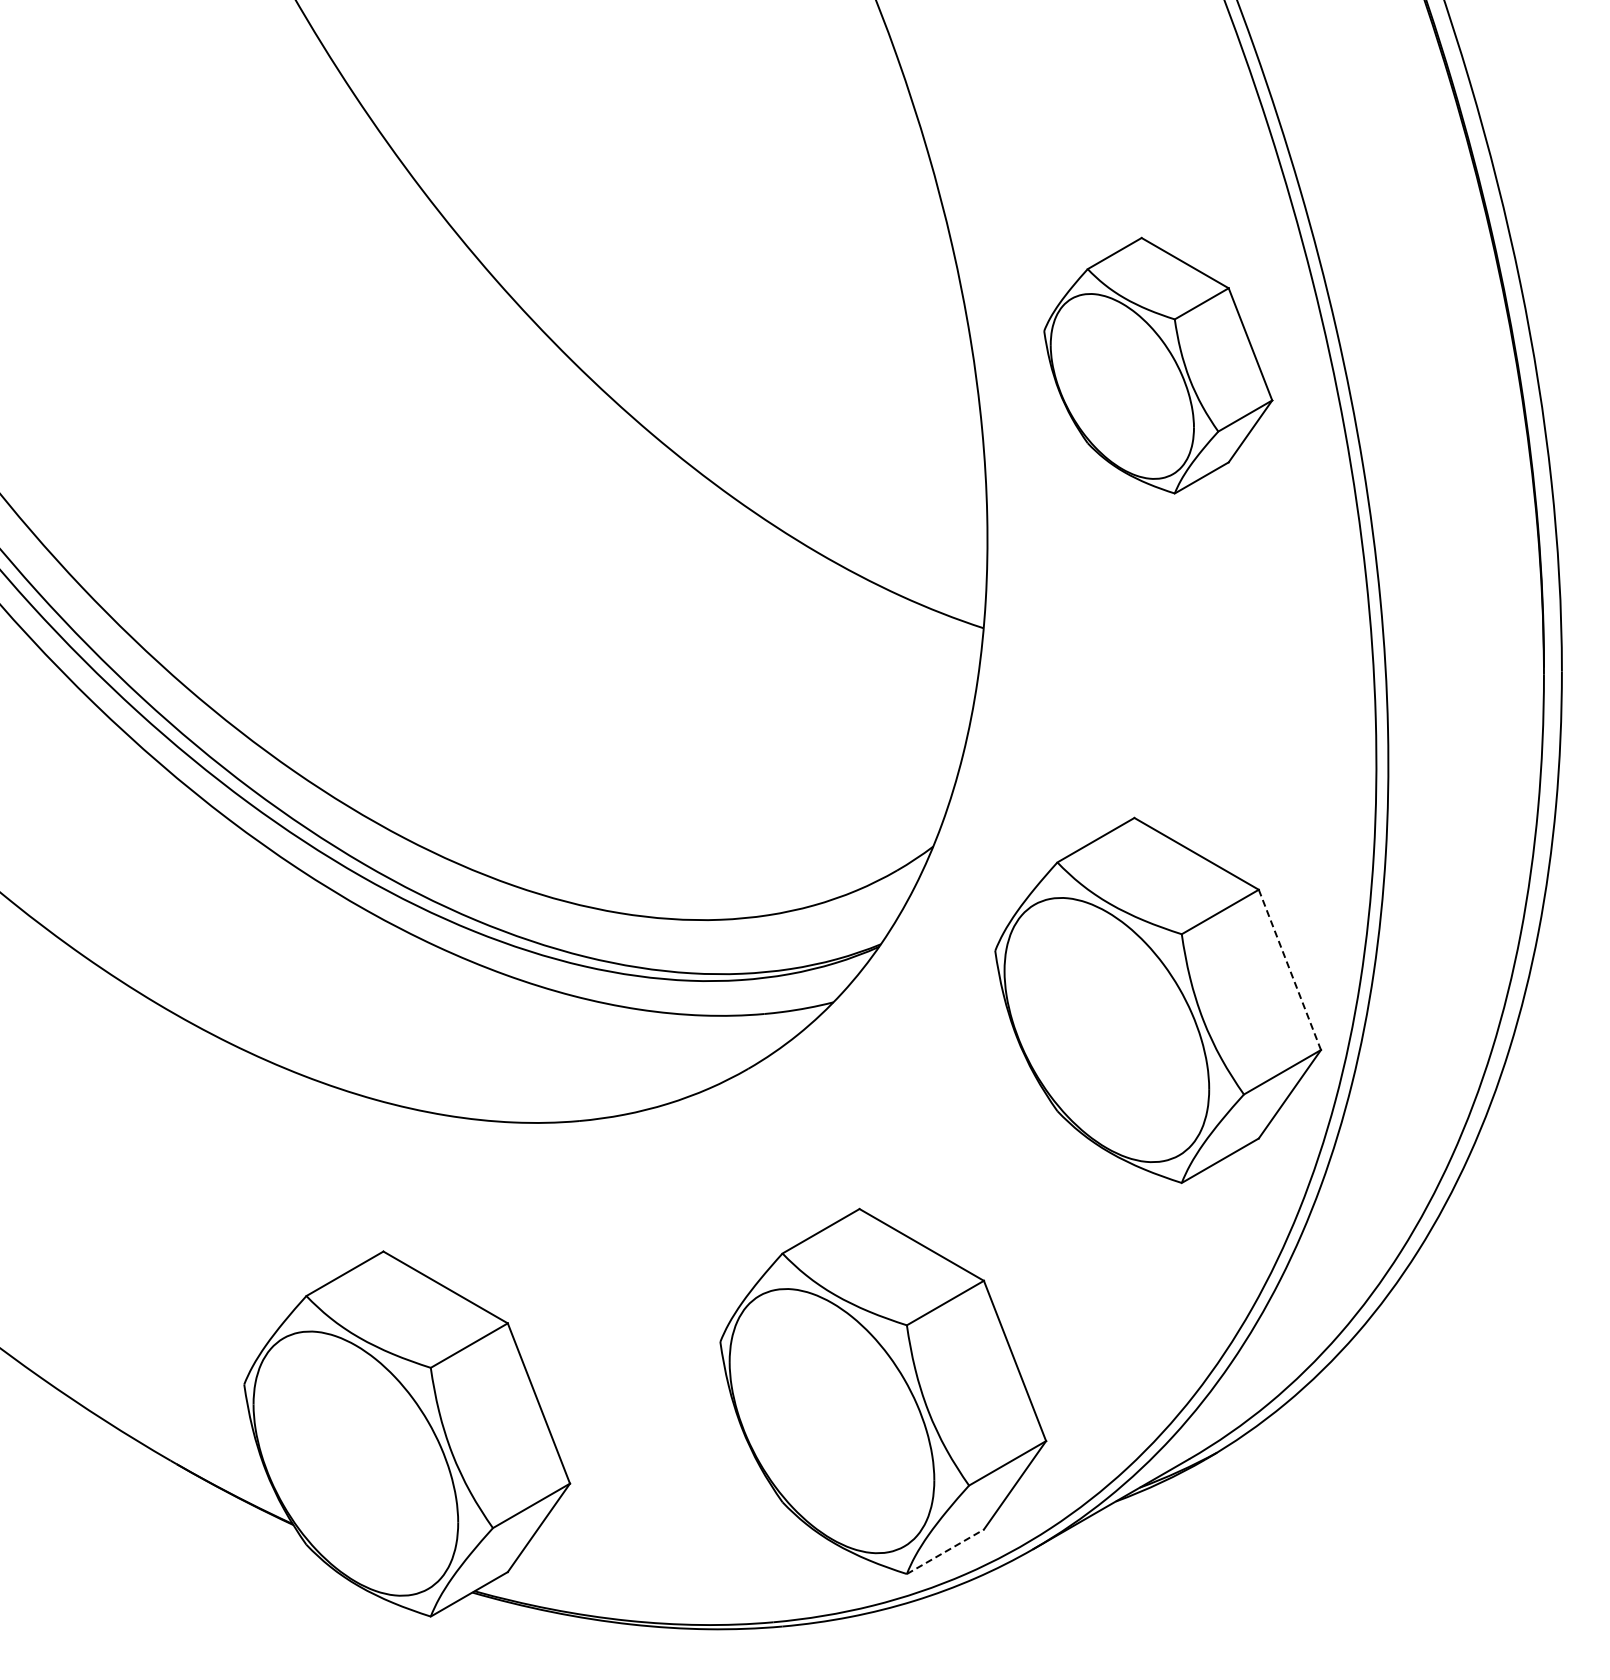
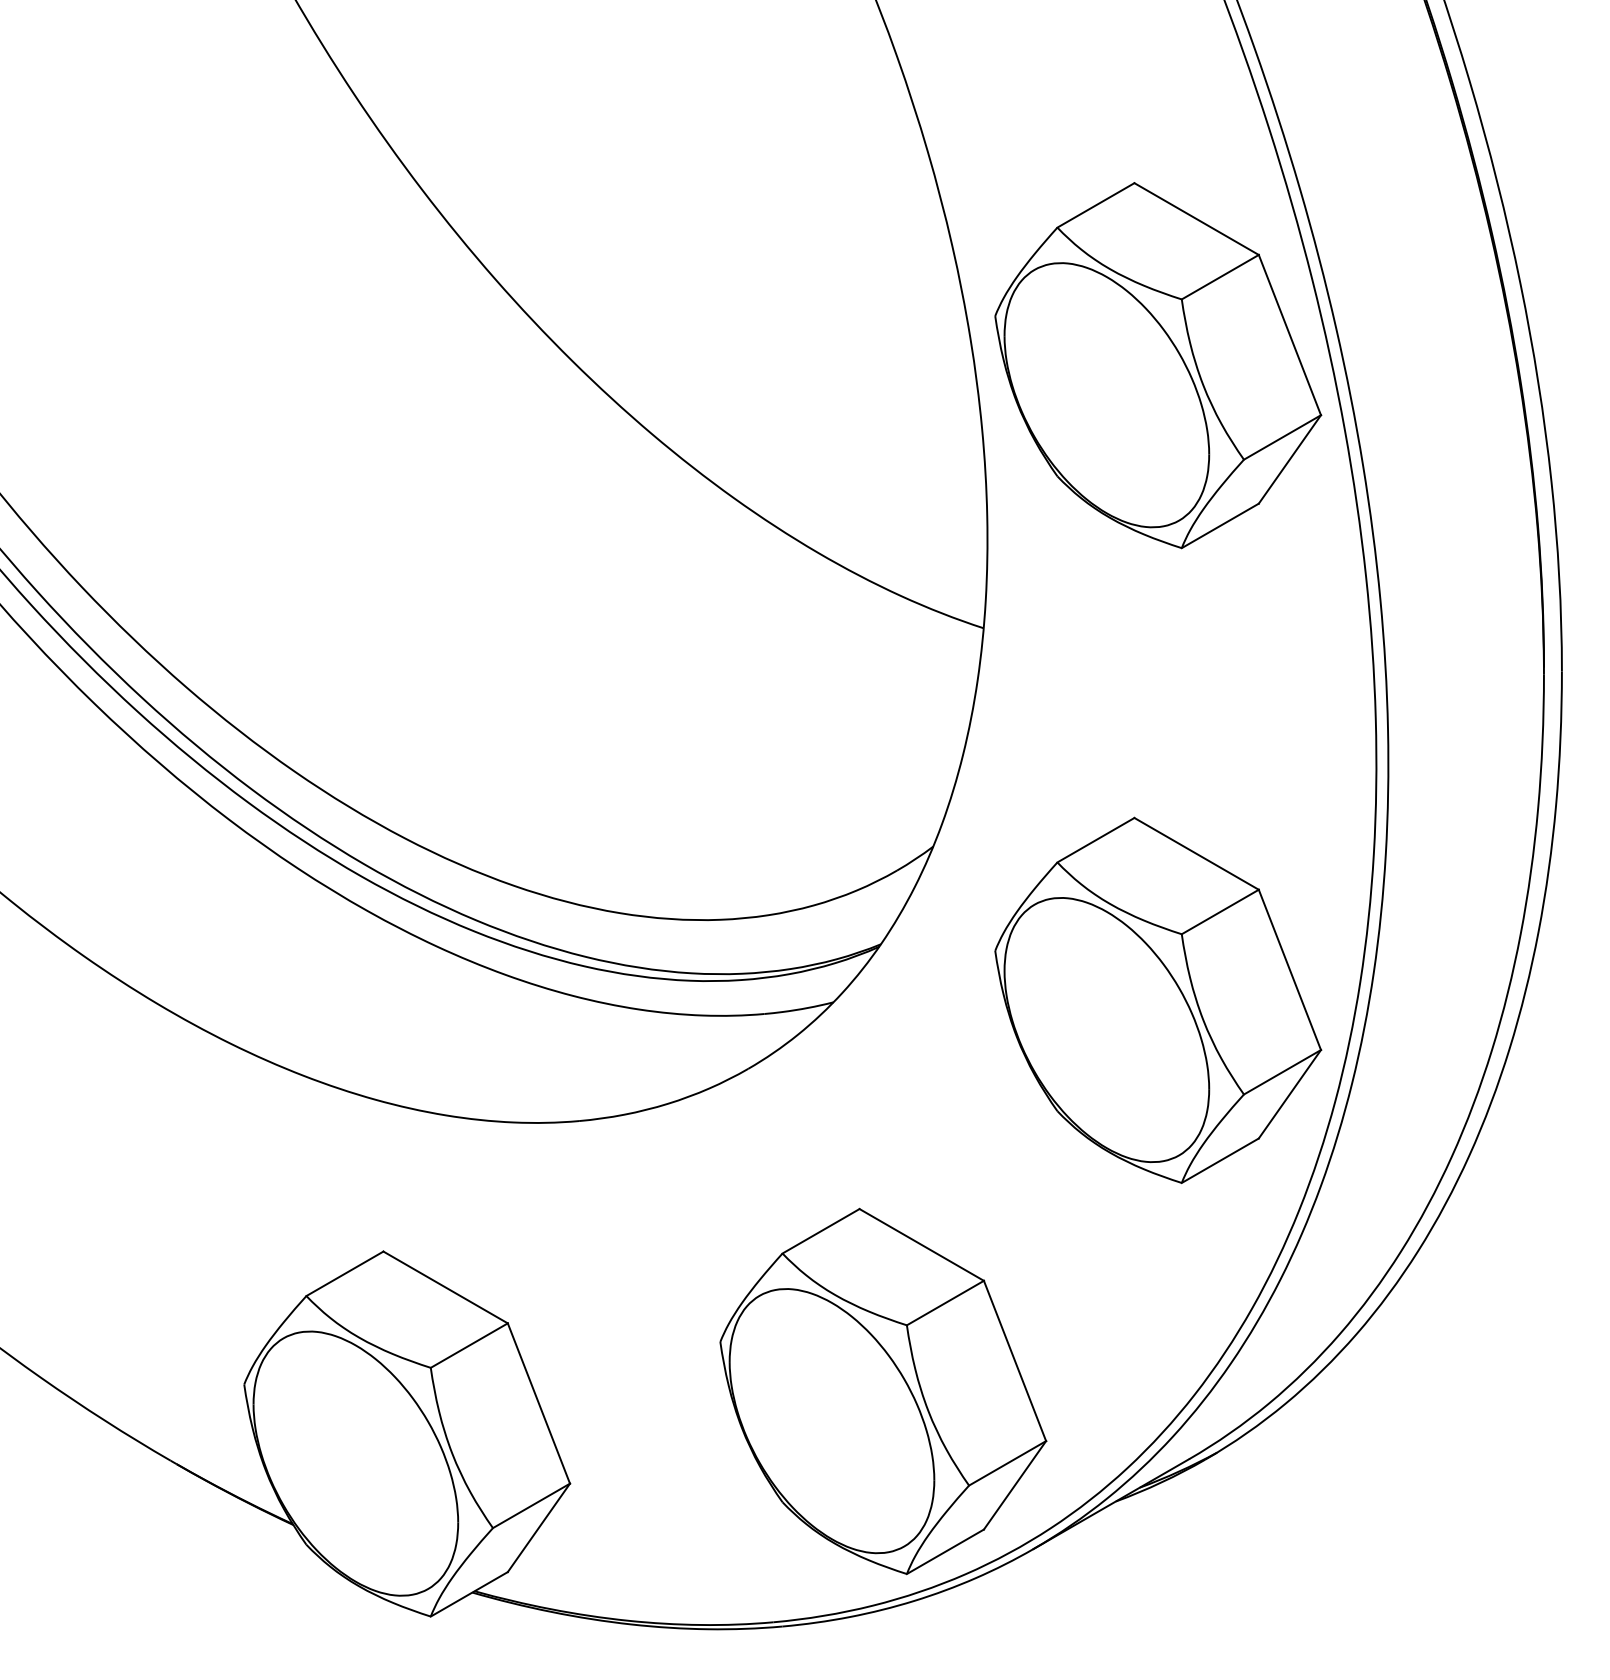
part size: 231x259 px -> 329x368 px (1158, 365)
line: dashed -> solid (1289, 969)
line: dashed -> solid (945, 1551)
